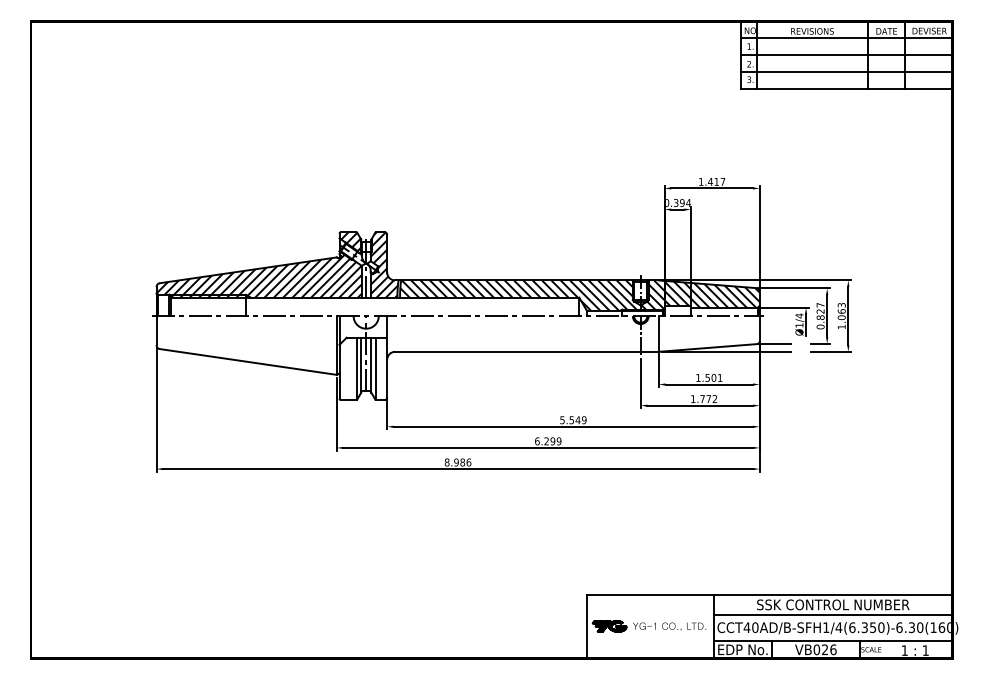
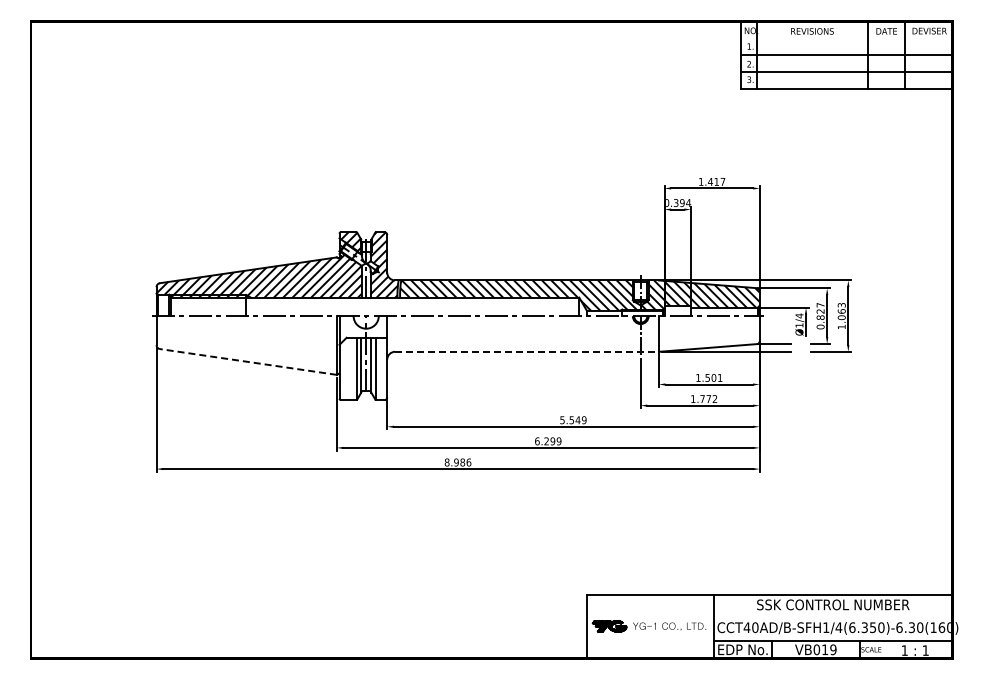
line: present -> none (846, 38)
line: solid -> dashed (527, 351)
line: solid -> dashed (247, 361)
line: present -> none (832, 614)
text: VB026 -> VB019 (829, 649)
